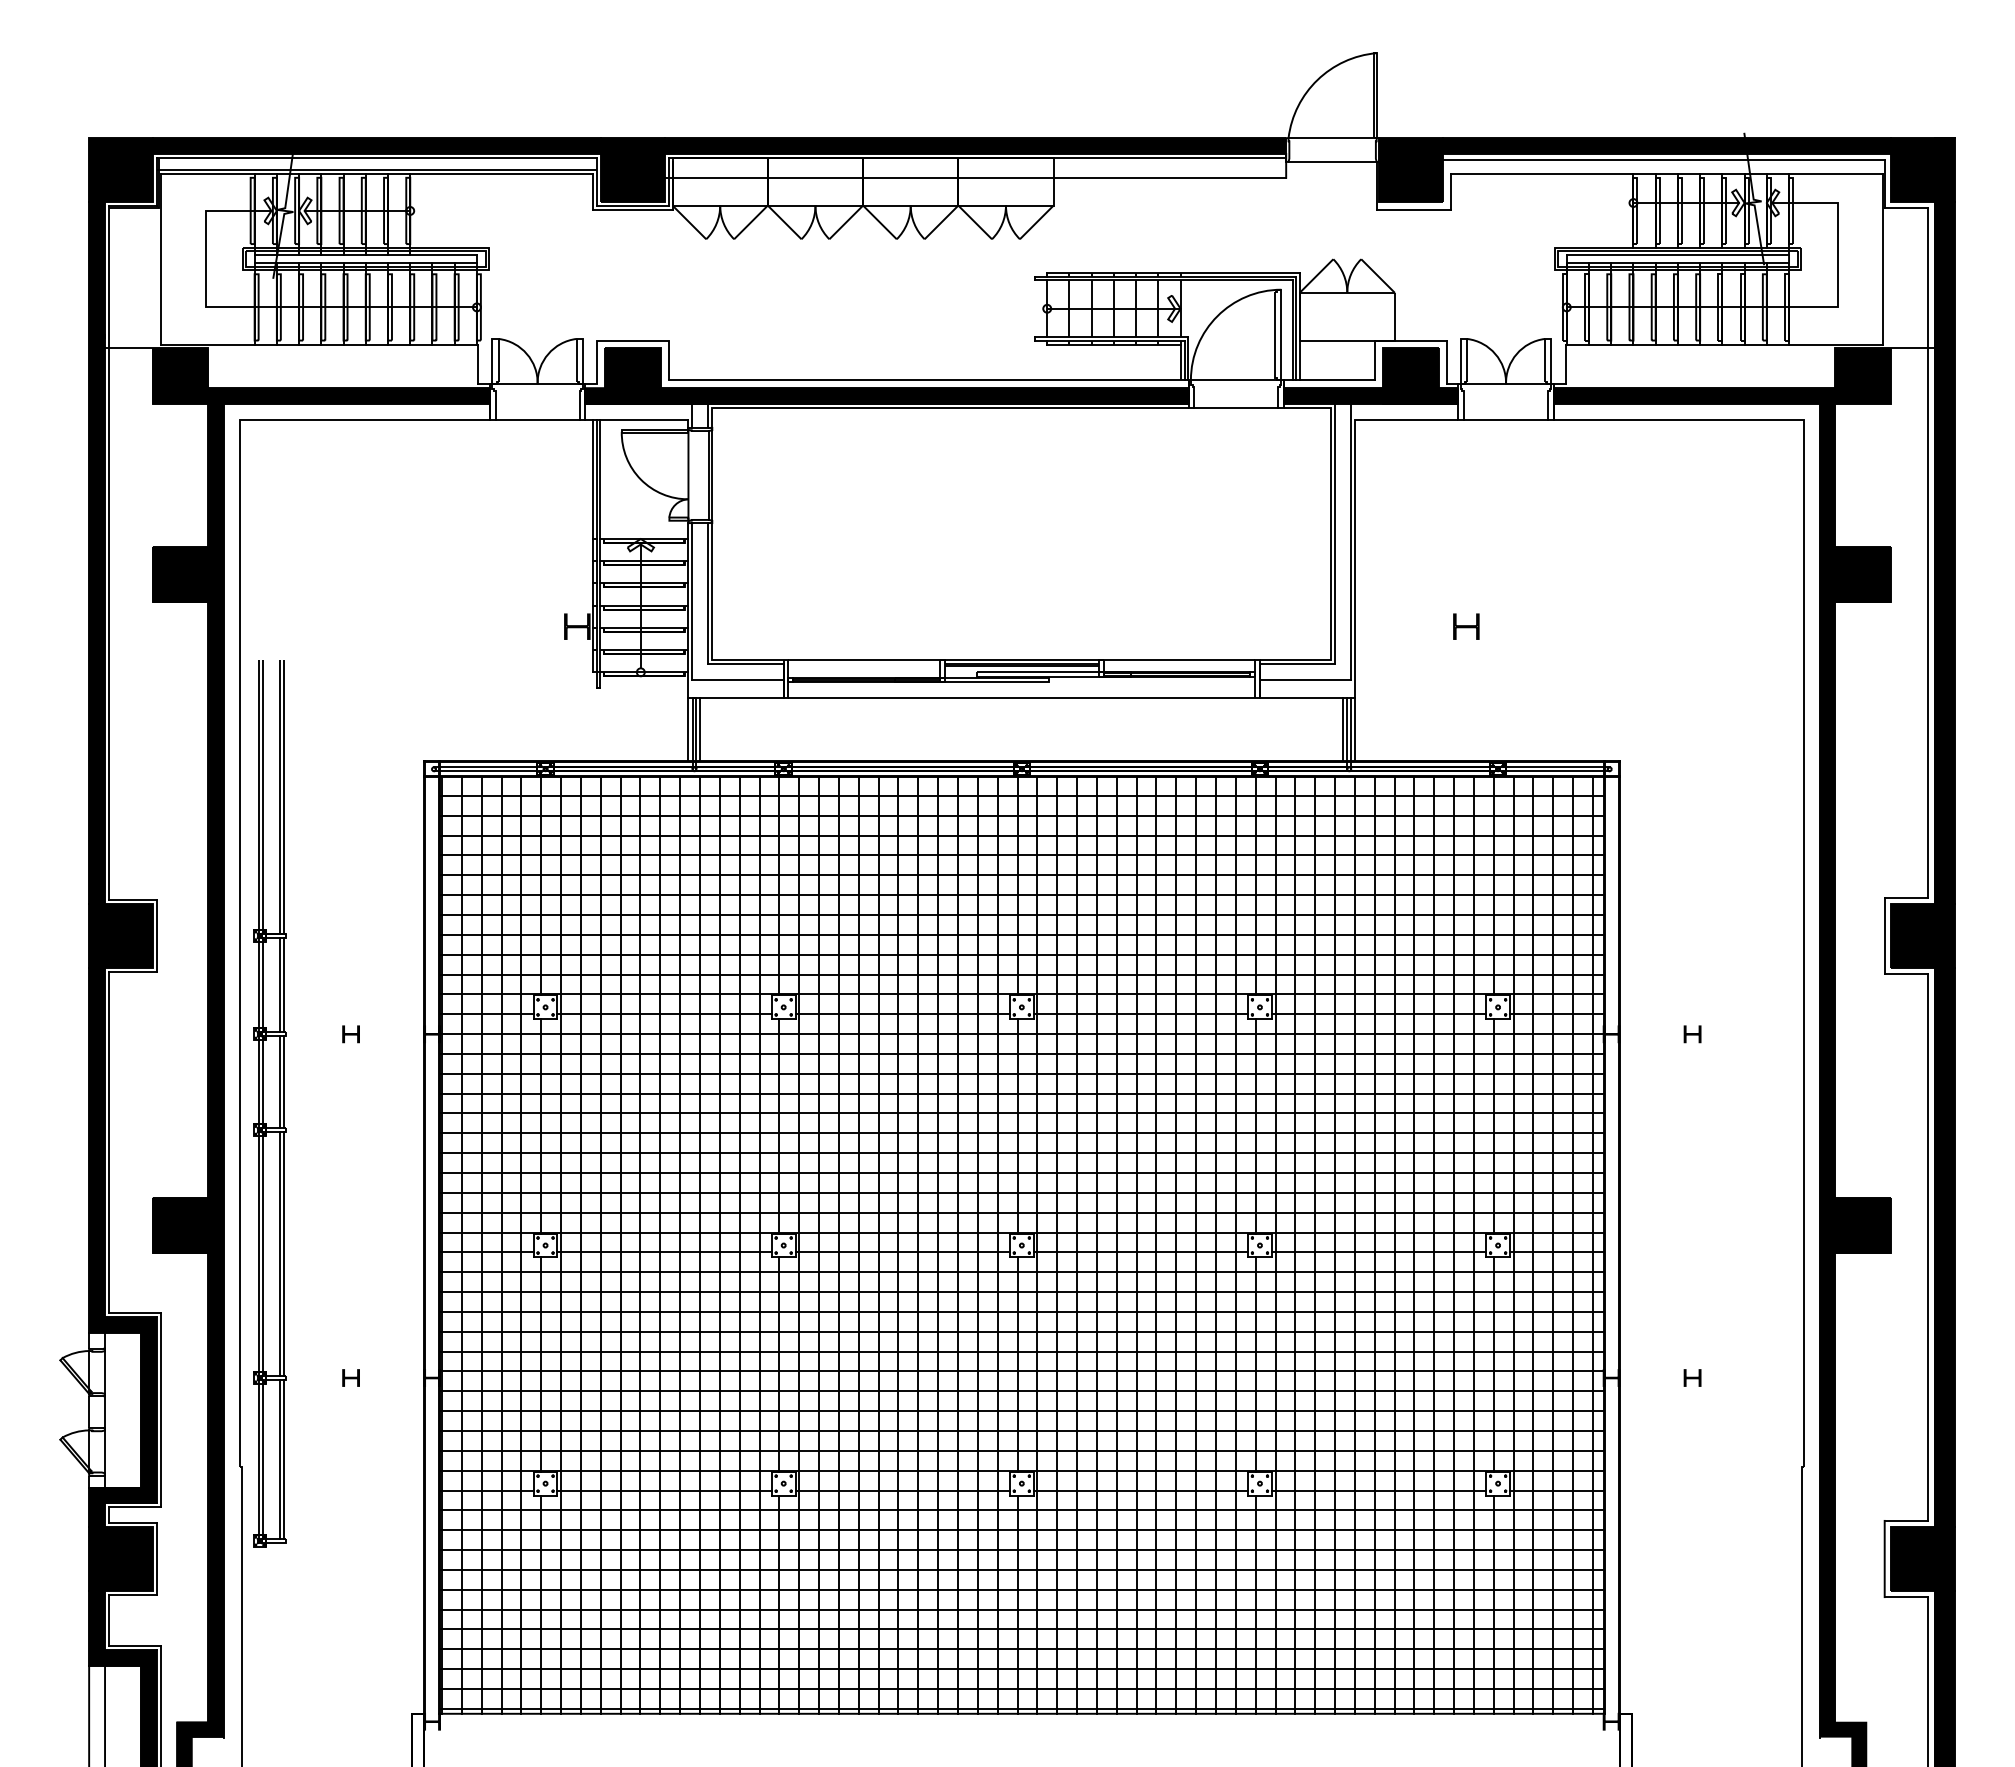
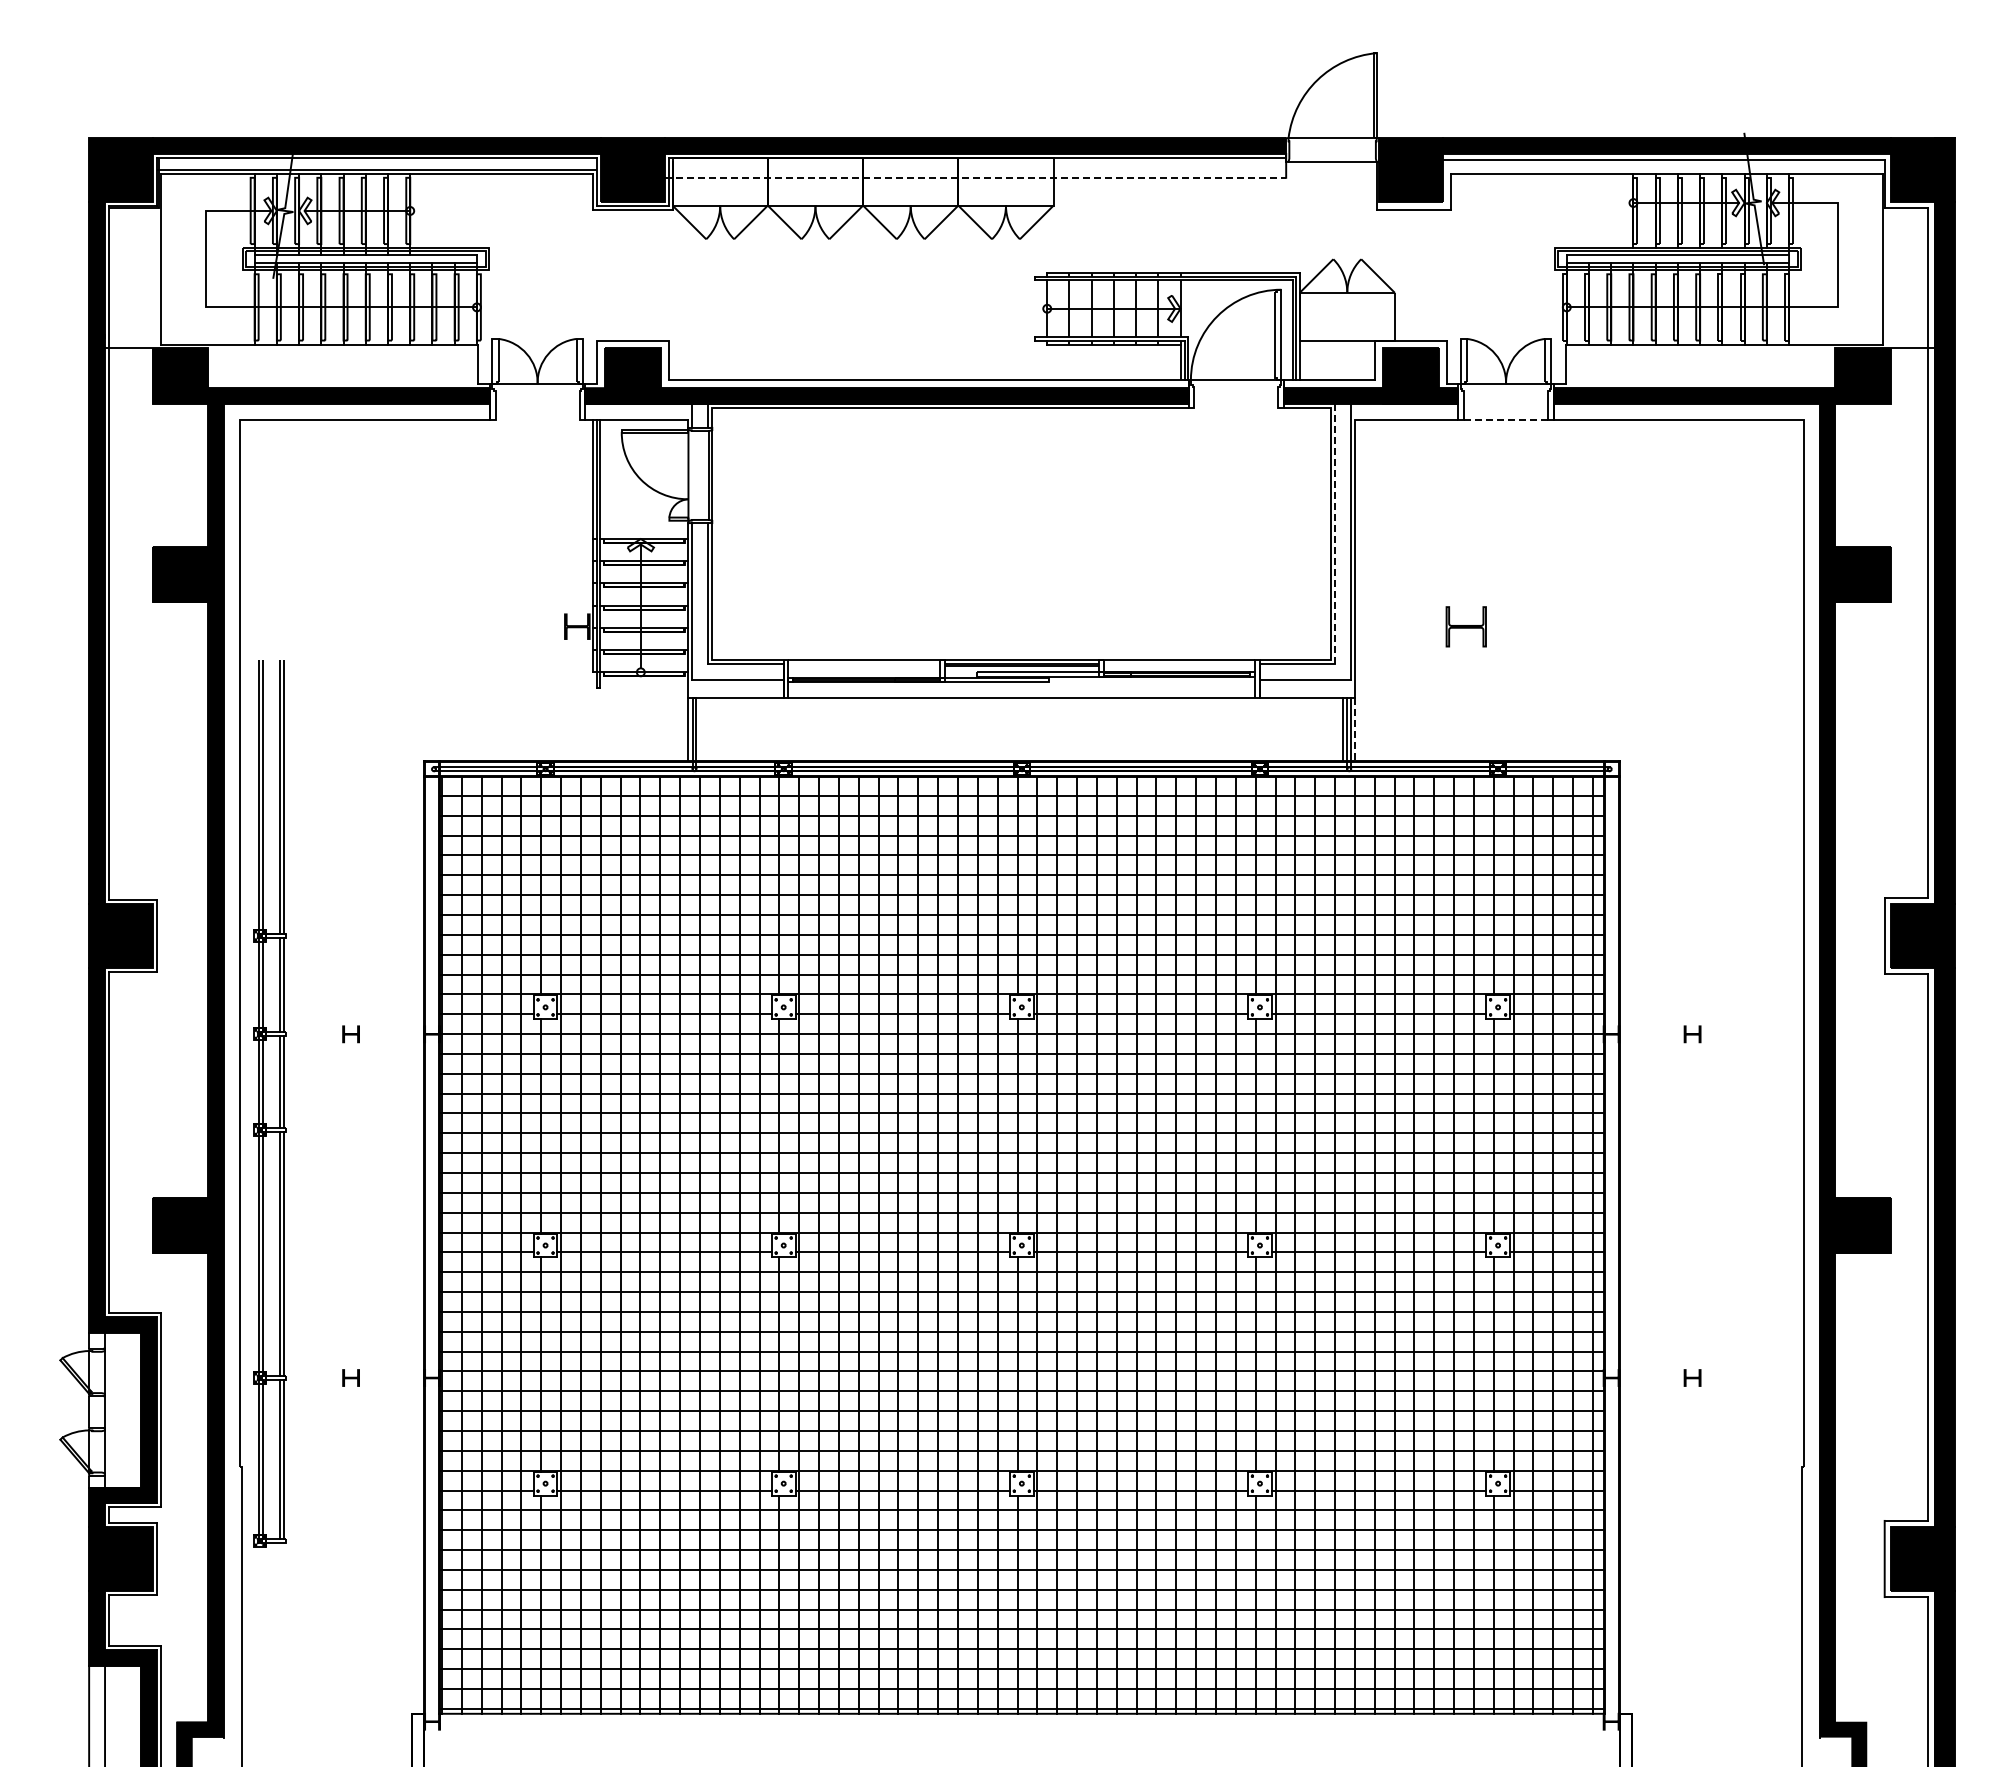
line: solid -> dashed (975, 177)
line: present -> none (1236, 408)
line: present -> none (537, 419)
line: solid -> dashed (1506, 419)
line: solid -> dashed (1335, 534)
part size: 27x27 px -> 42x42 px (1465, 626)
line: present -> none (700, 729)
line: solid -> dashed (1355, 729)
